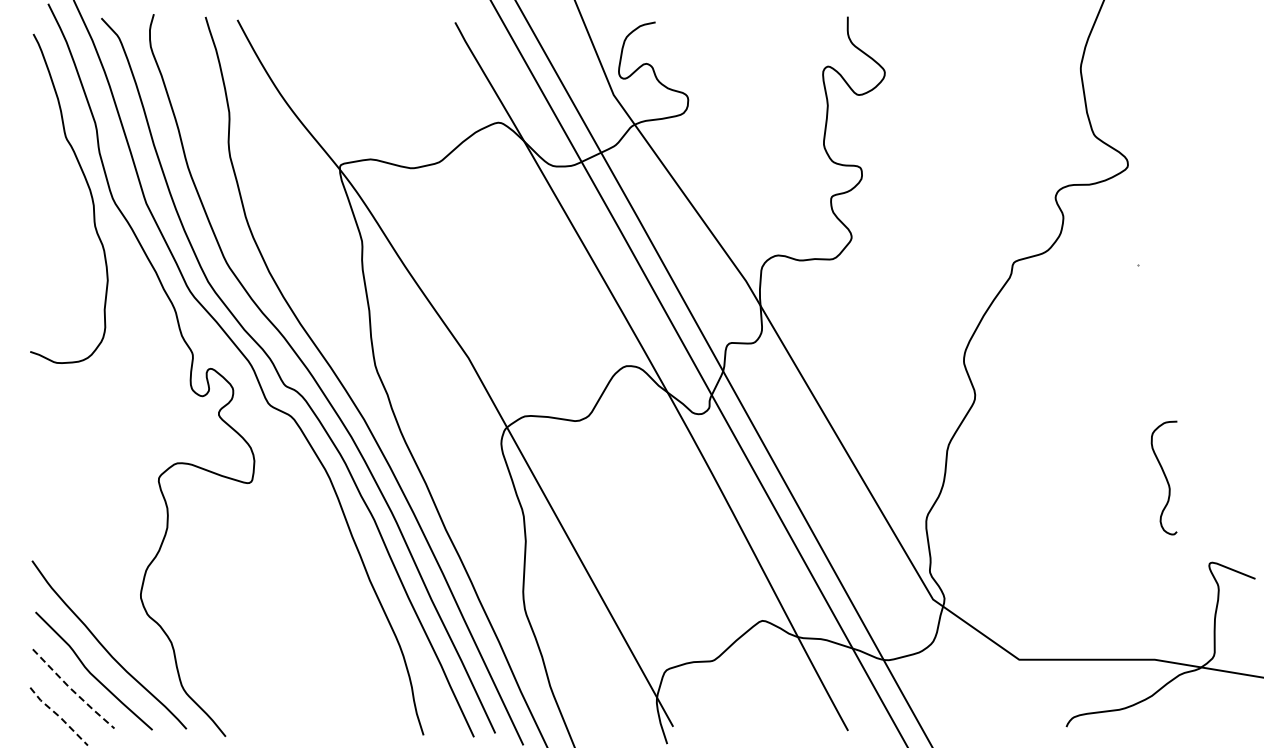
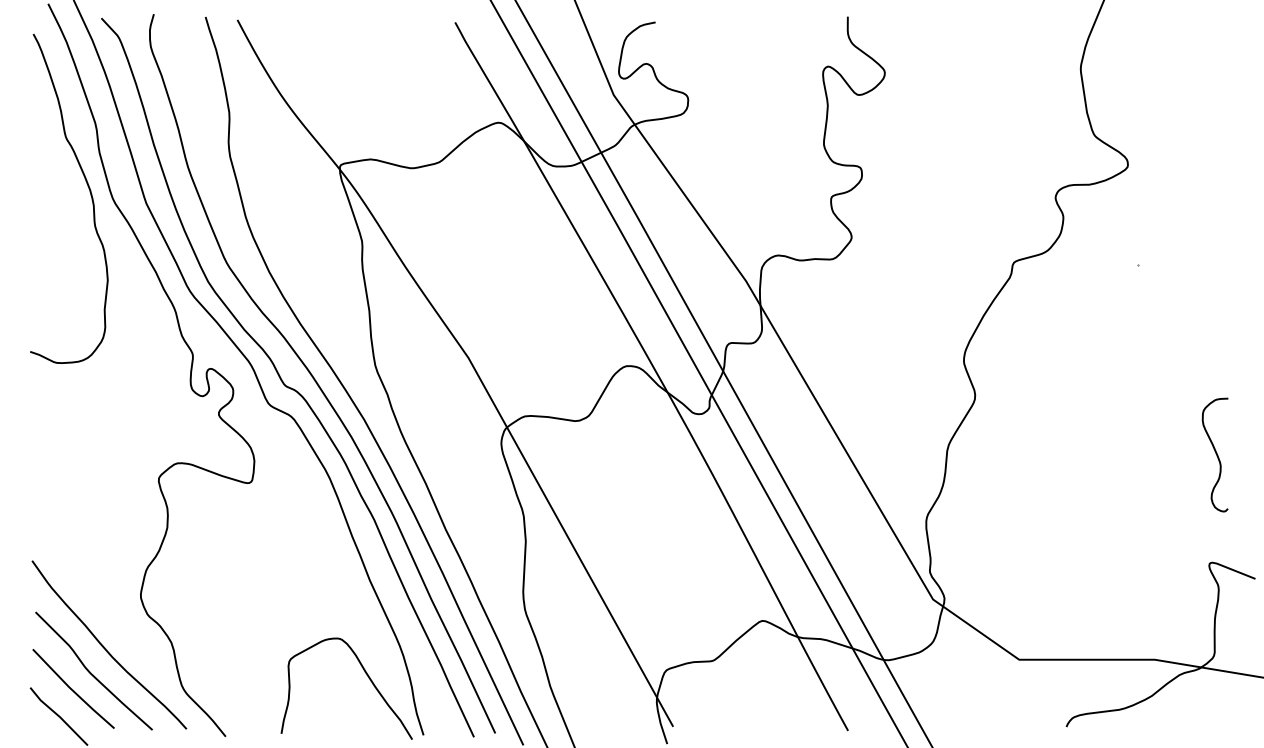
curve position: (1164, 476) -> (1215, 453) (1215, 453)
curve: none -> present (366, 675)
line: dashed -> solid (72, 690)
line: dashed -> solid (58, 716)
